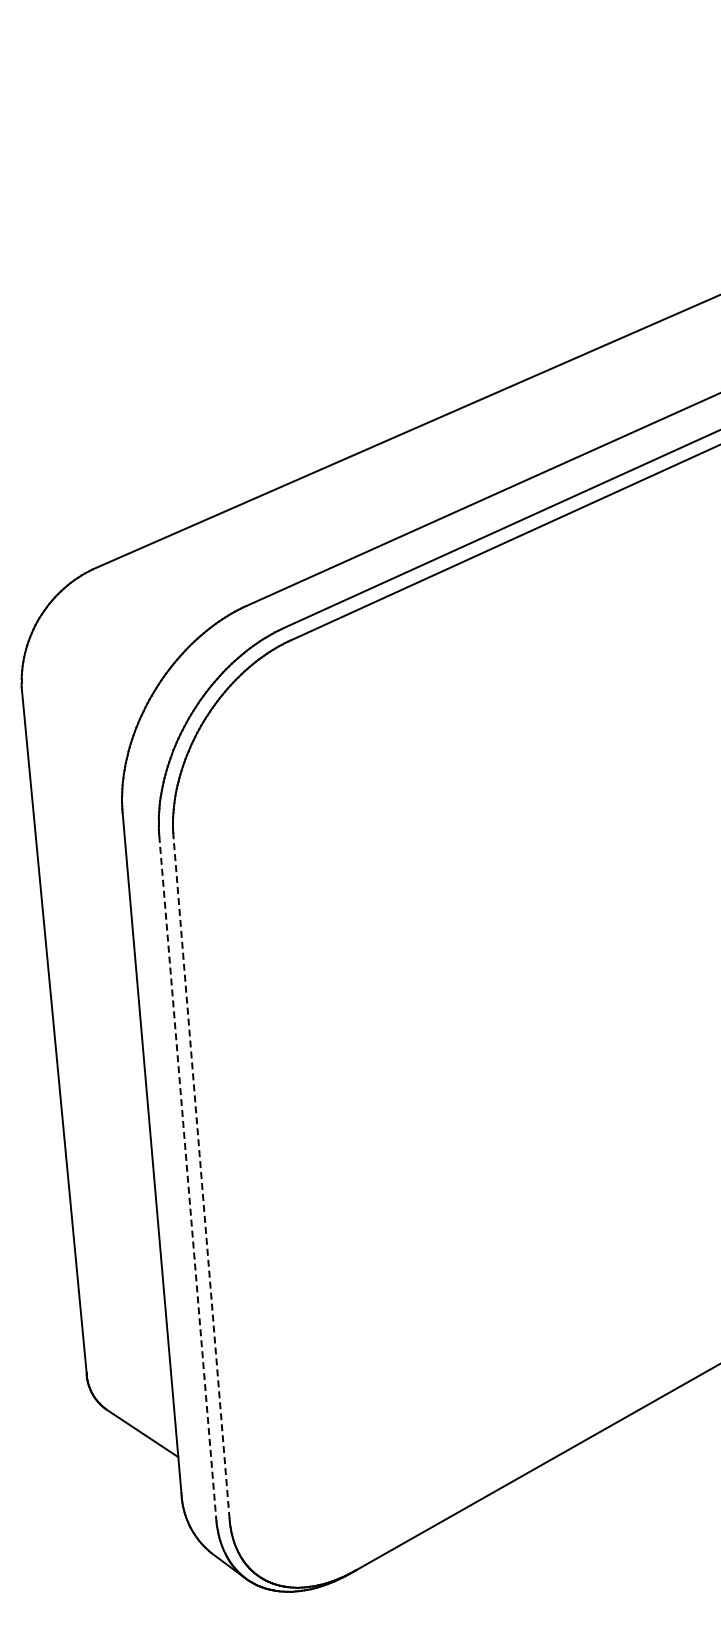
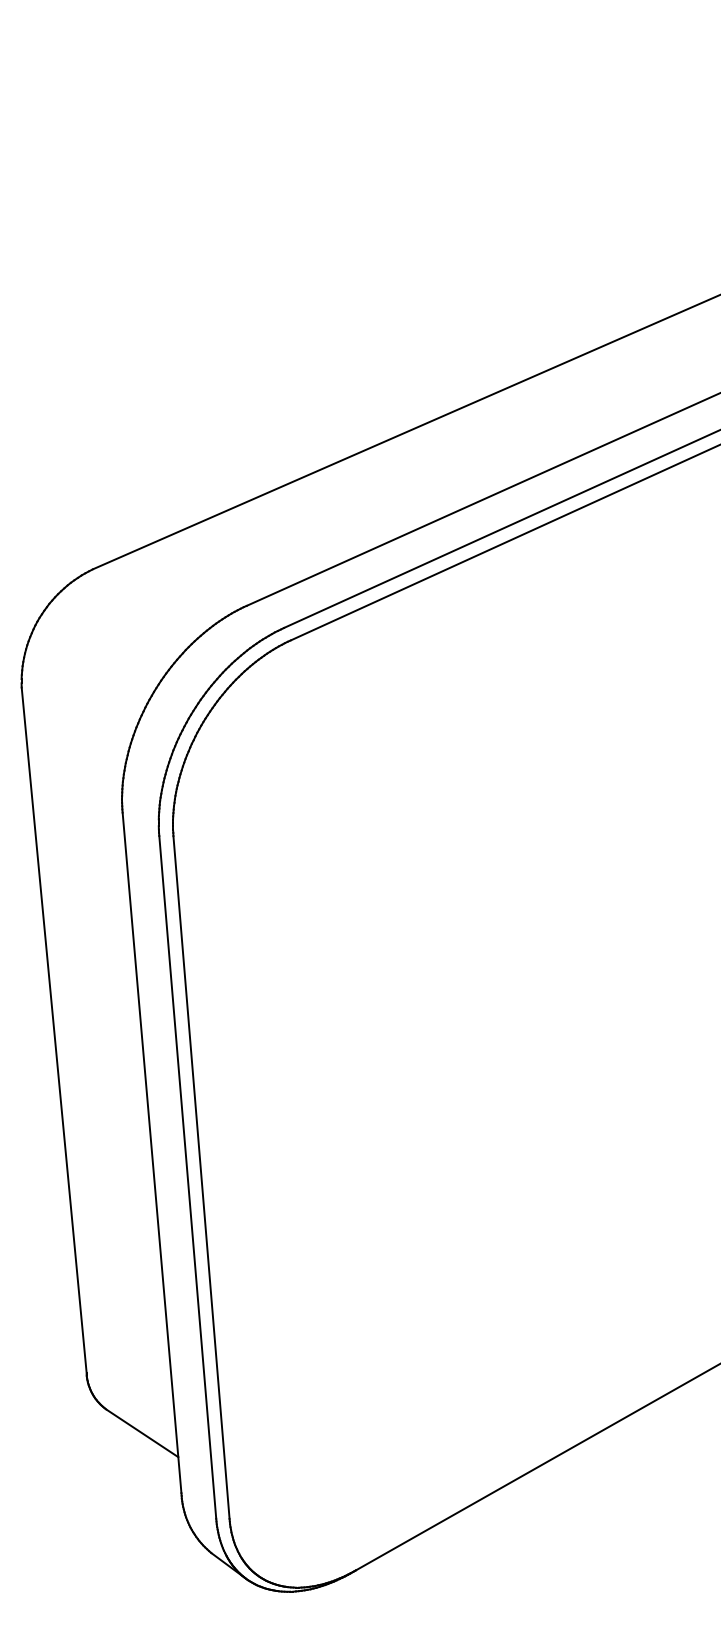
line: dashed -> solid (187, 1177)
line: dashed -> solid (201, 1177)
